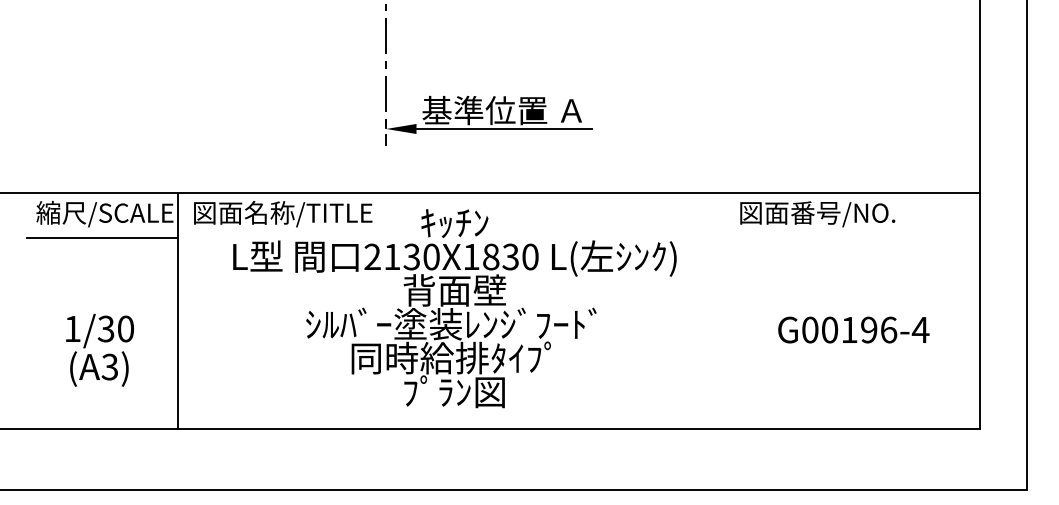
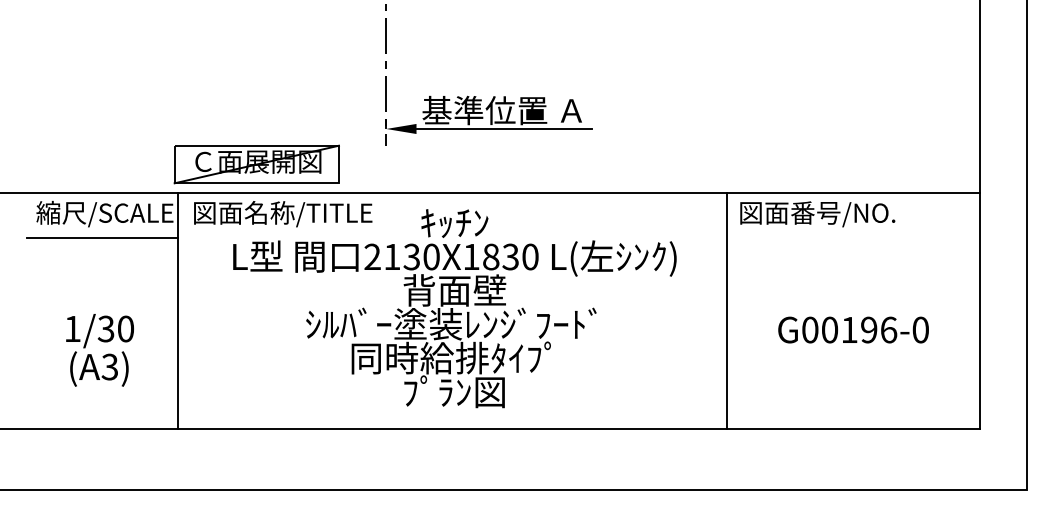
part: none -> present (256, 164)
line: none -> present (726, 310)
text: G00196-4 -> G00196-0 (920, 329)
